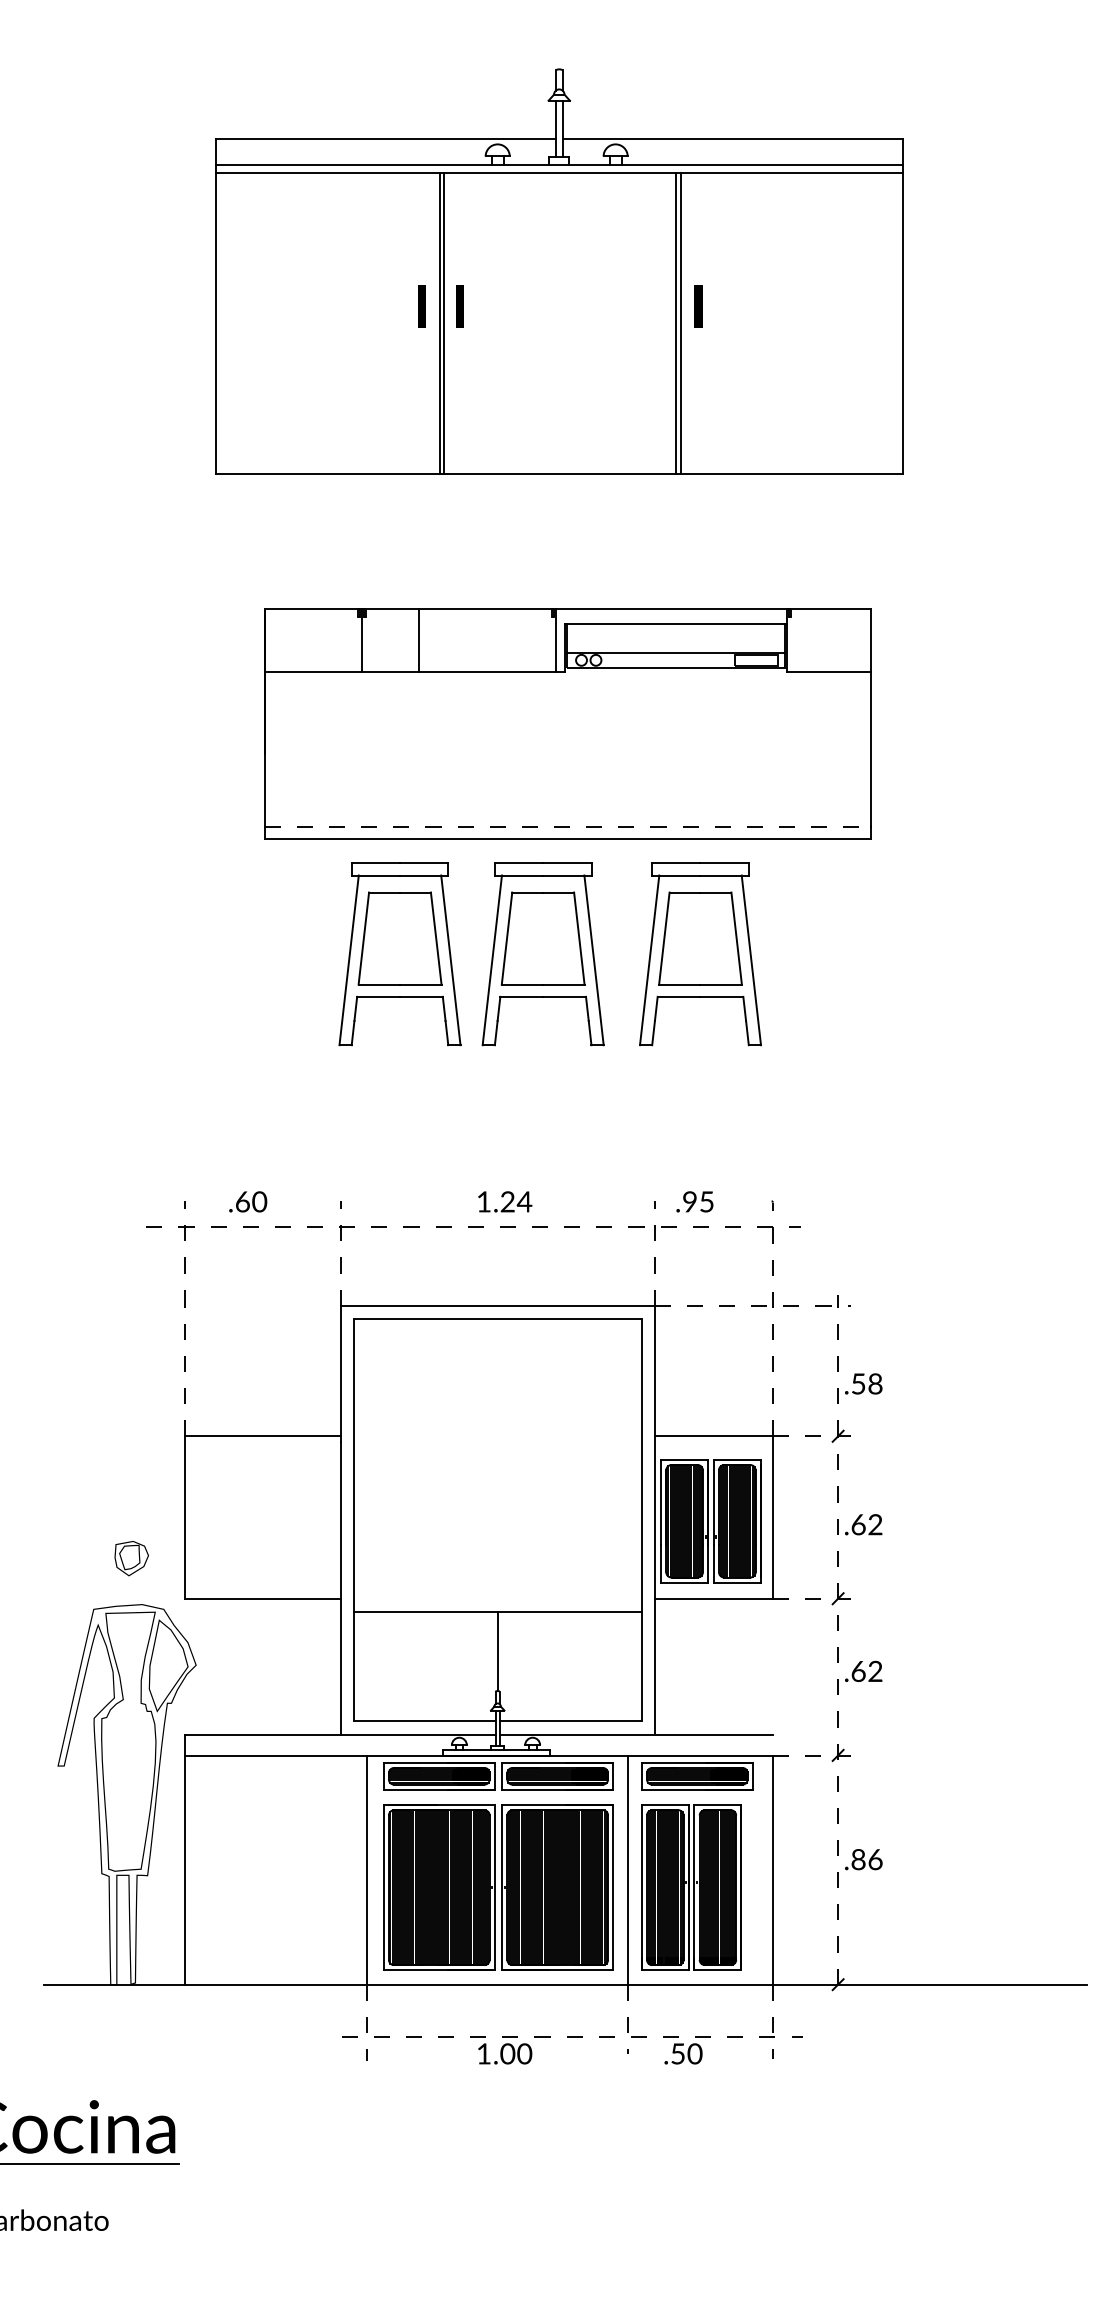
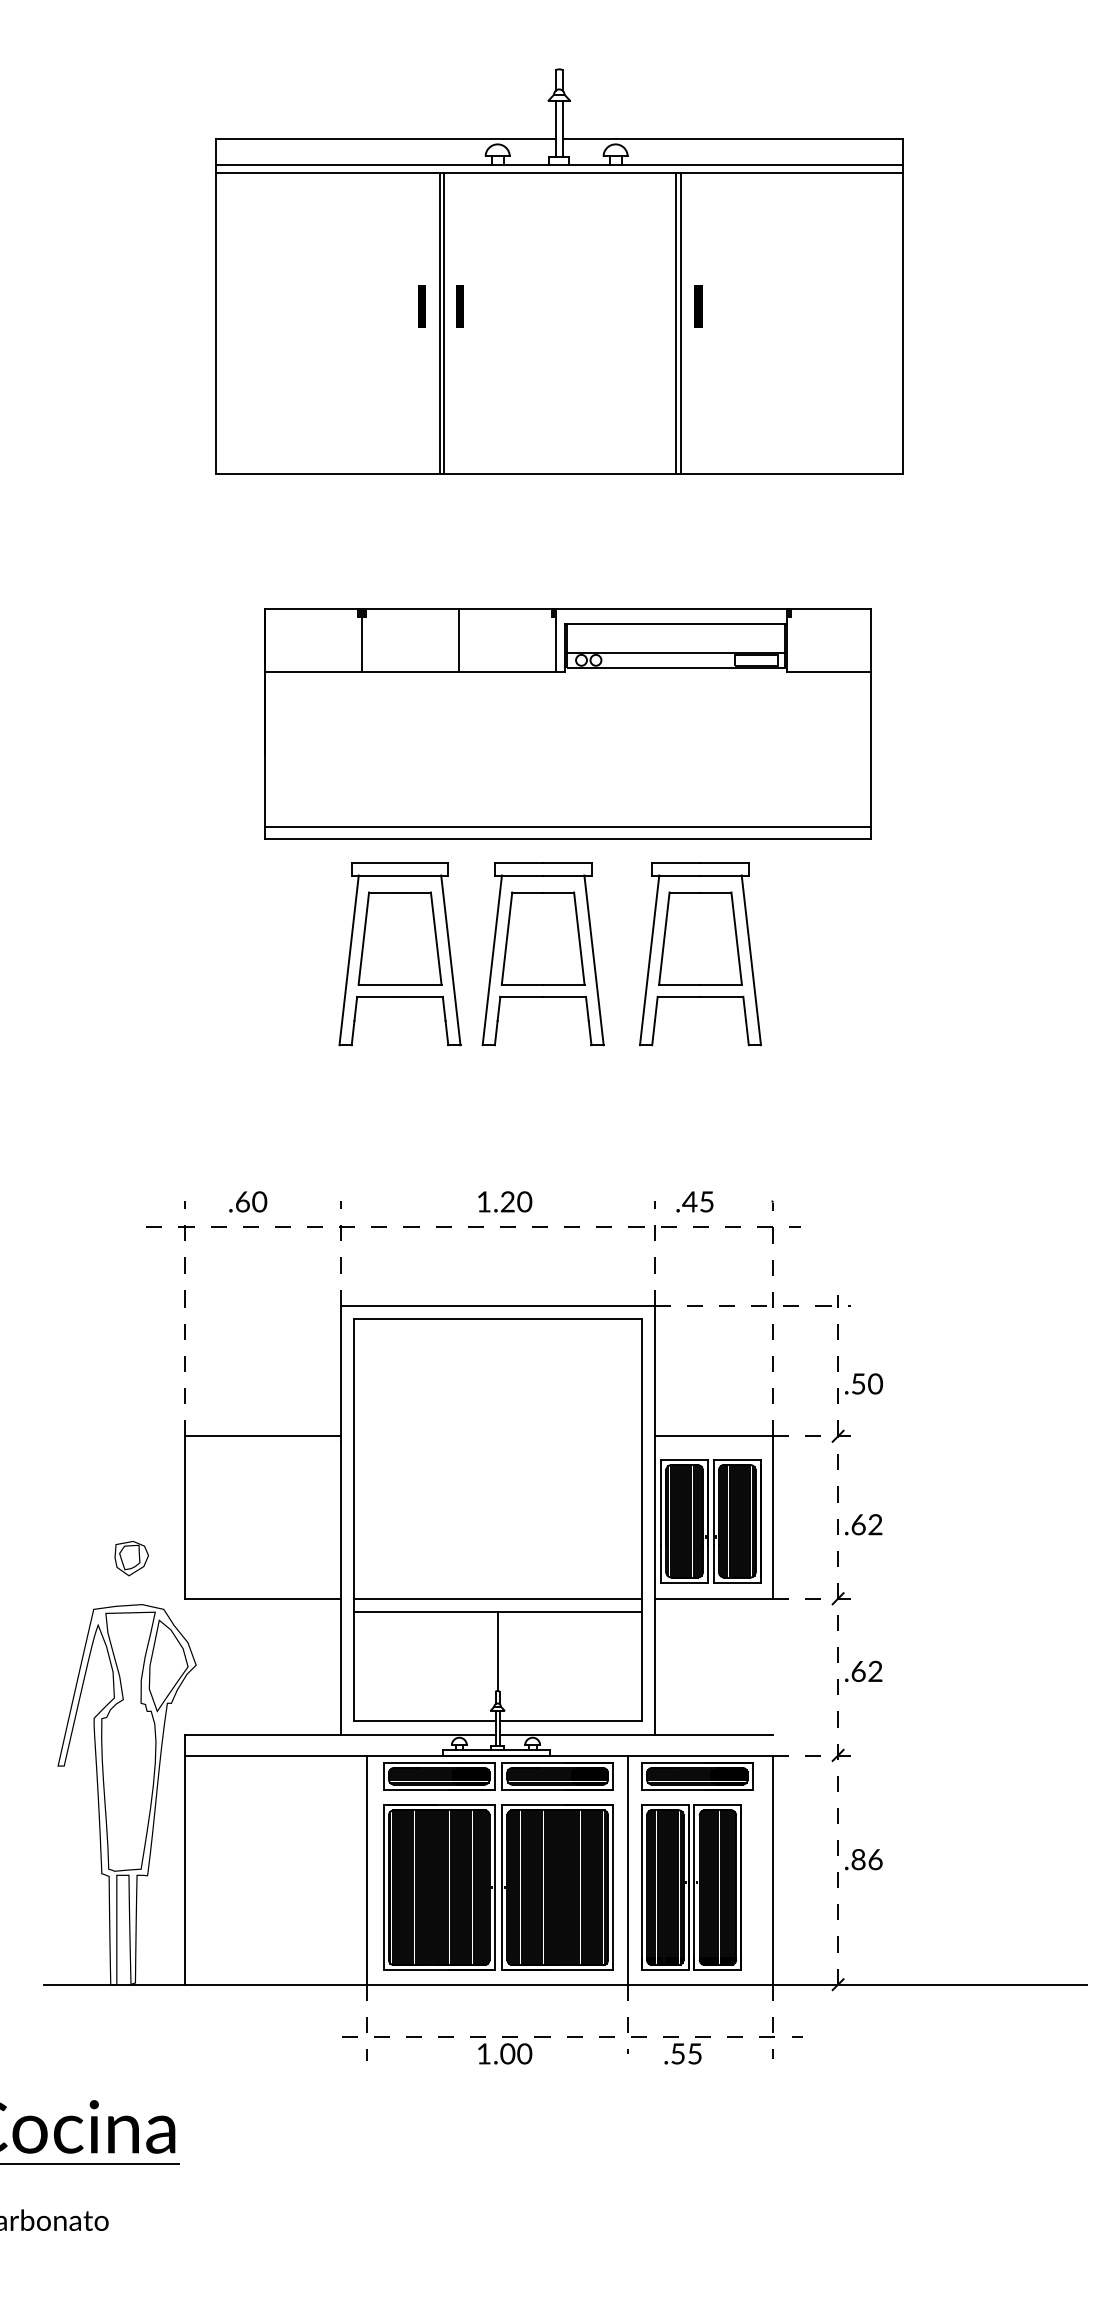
line position: (418, 640) -> (458, 640) (458, 640)
line: dashed -> solid (568, 826)
text: 1.24 -> 1.20 (524, 1201)
text: .95 -> .45 (689, 1201)
text: .58 -> .50 (875, 1384)
line: none -> present (497, 1598)
text: .50 -> .55 (694, 2053)
